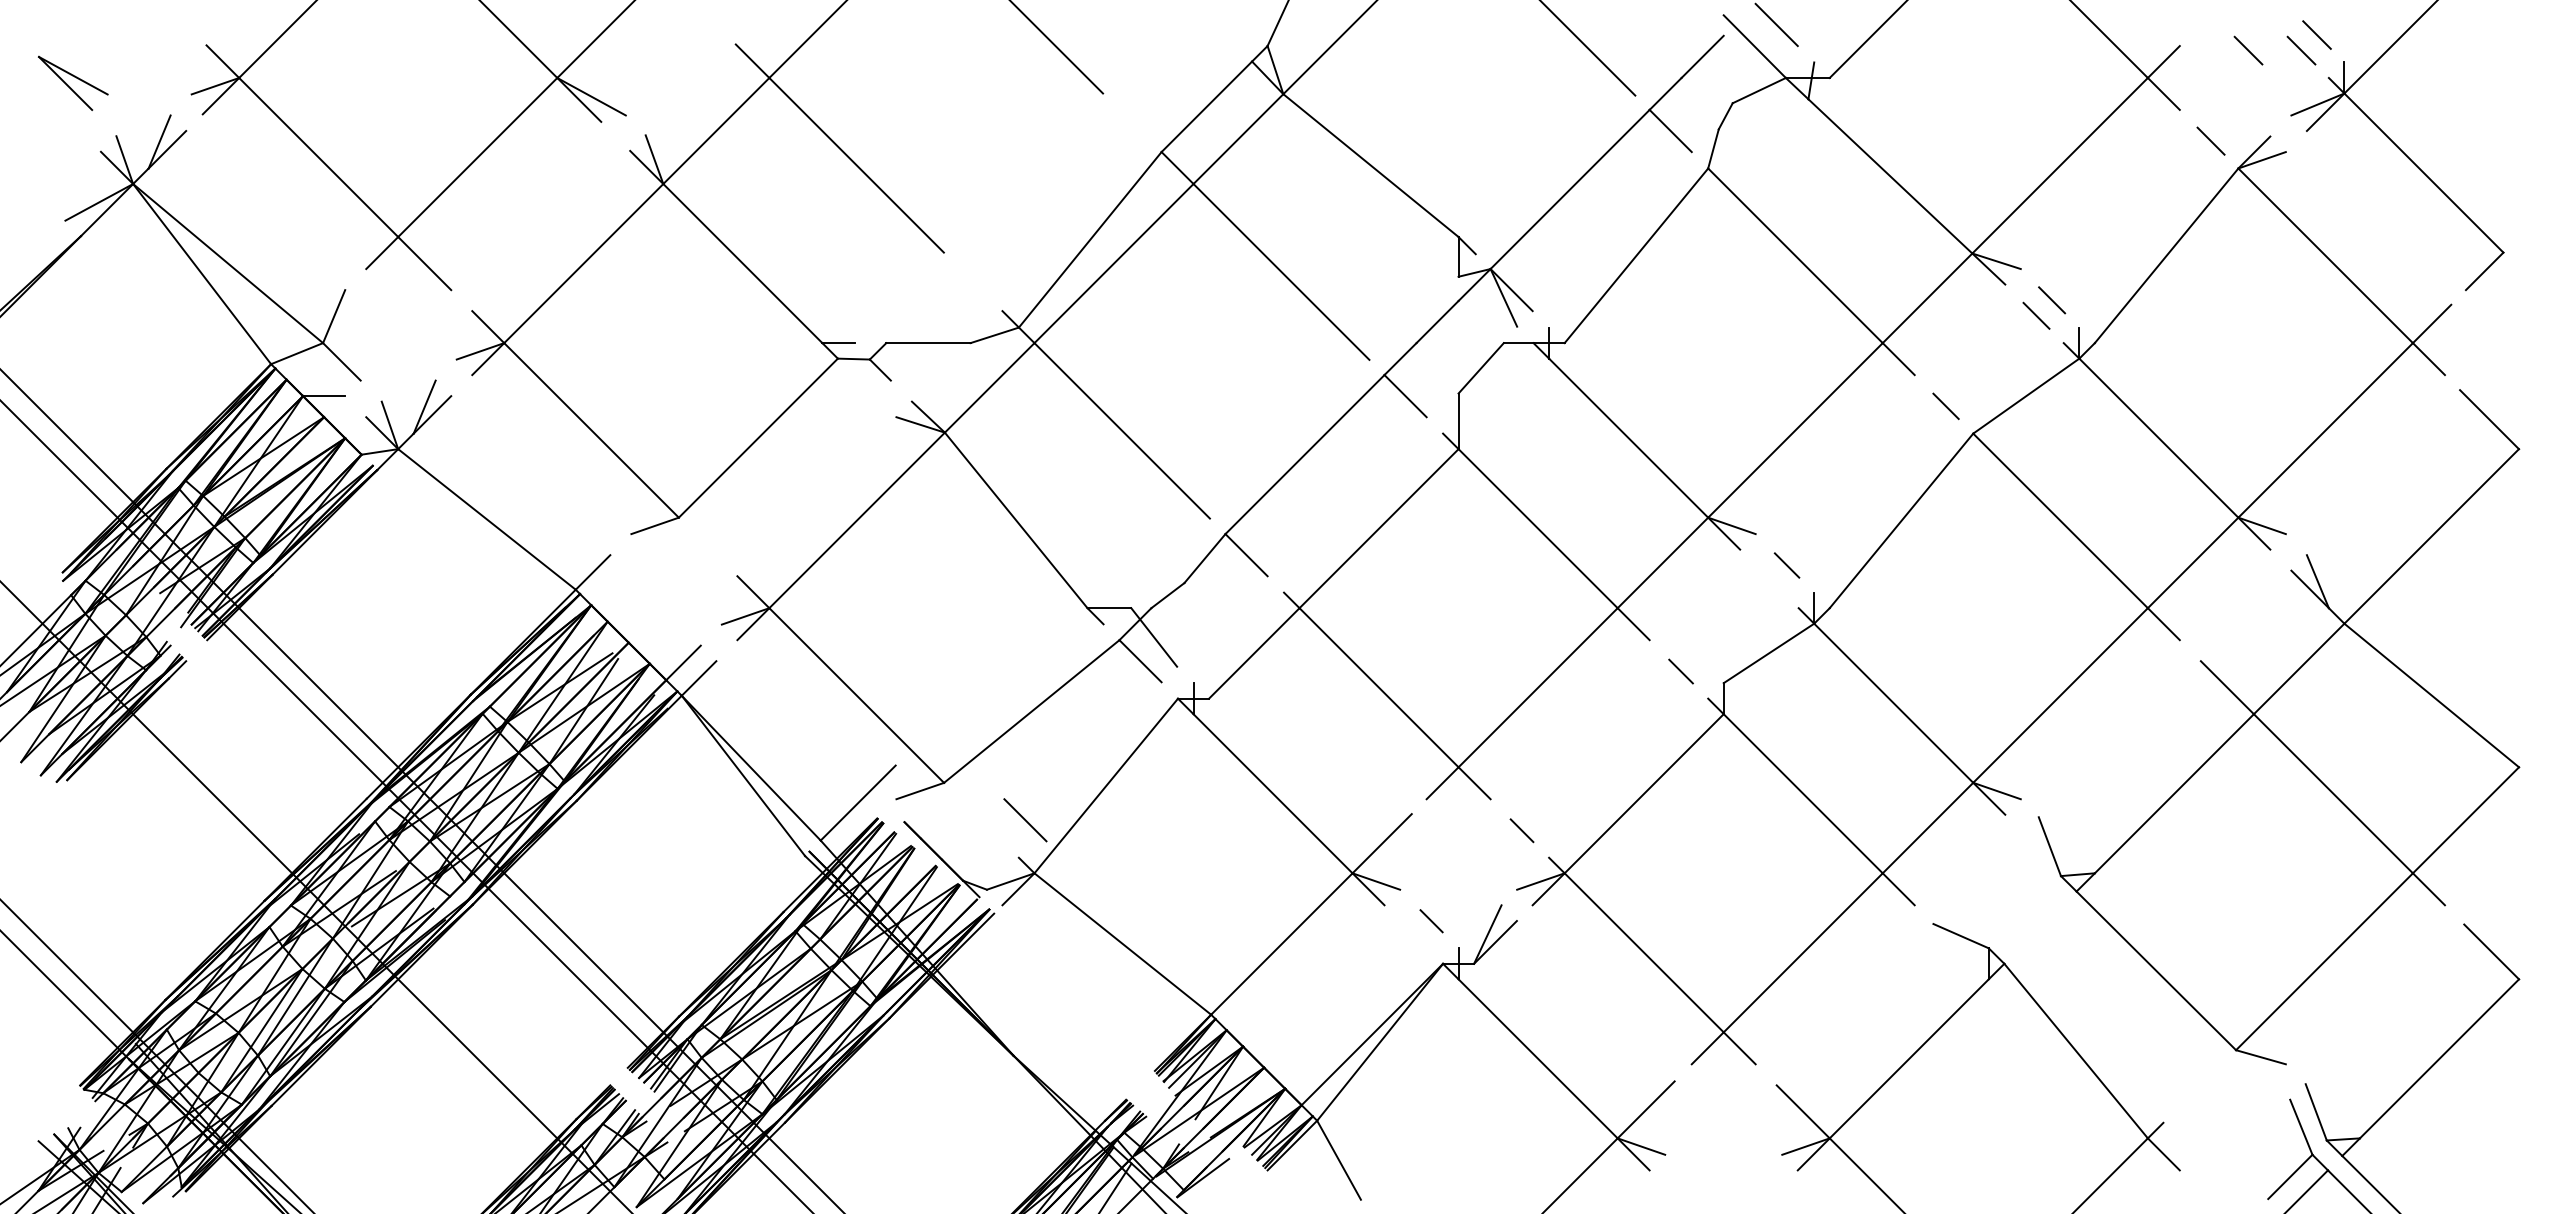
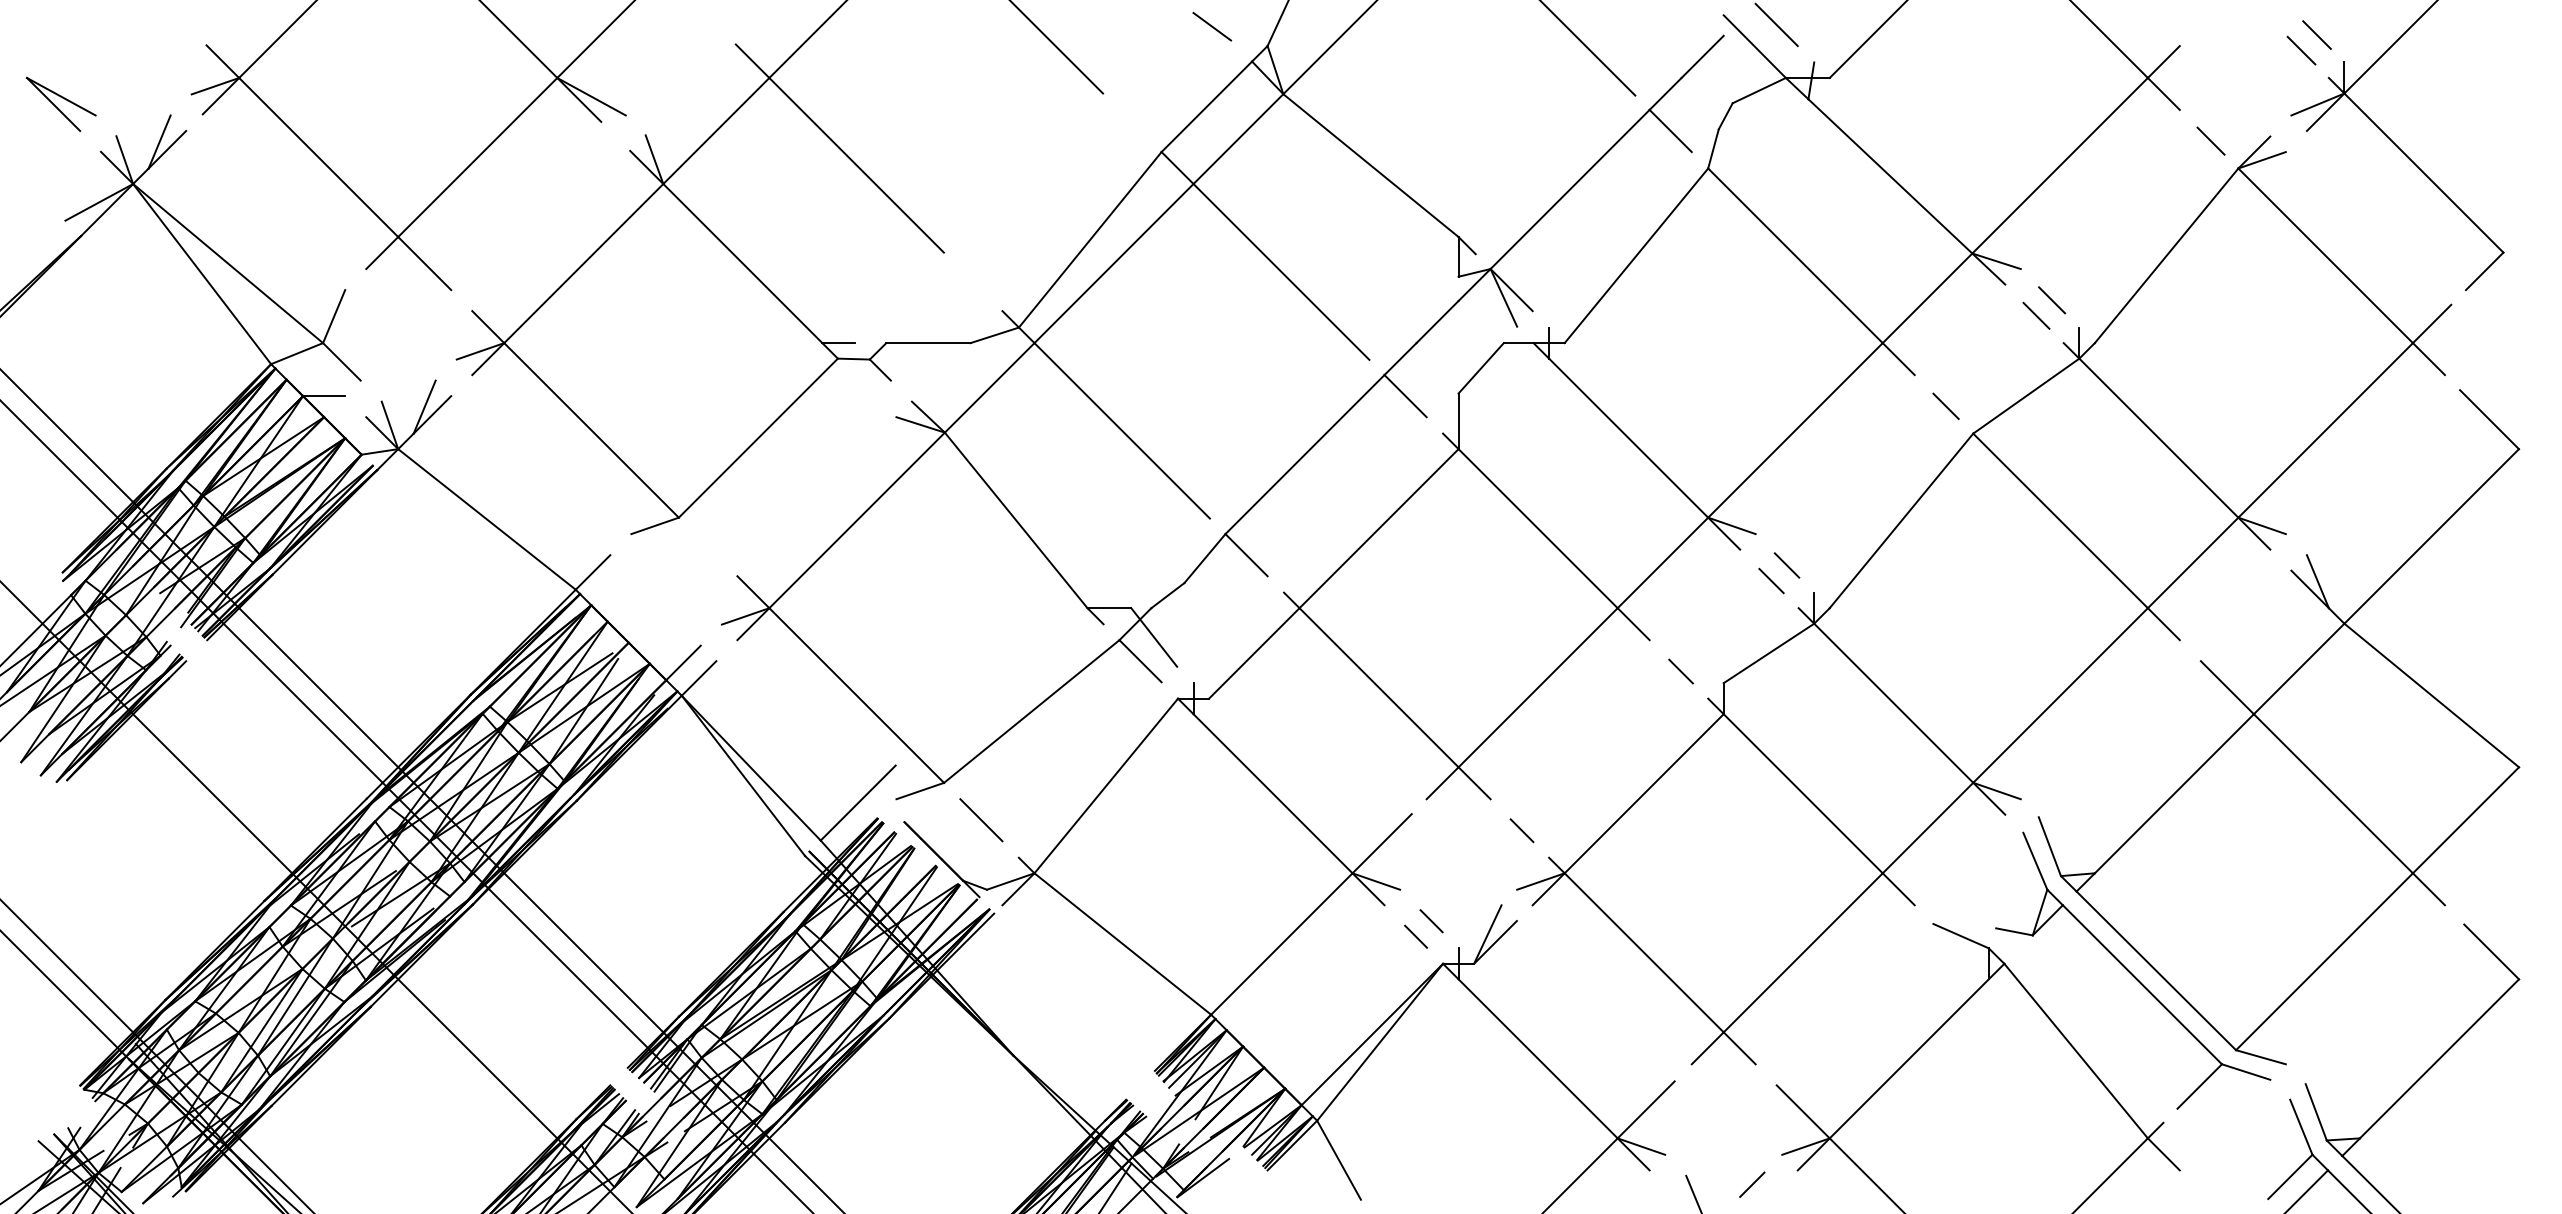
line: none -> present (1212, 26)
line: present -> none (2248, 50)
part position: (73, 82) -> (61, 103) (61, 103)
line: none -> present (1771, 580)
line position: (1025, 820) -> (981, 820) (981, 820)
line: none -> present (1416, 936)
part: none -> present (2133, 970)
line: none -> present (1752, 1184)
line: none -> present (1693, 1192)
